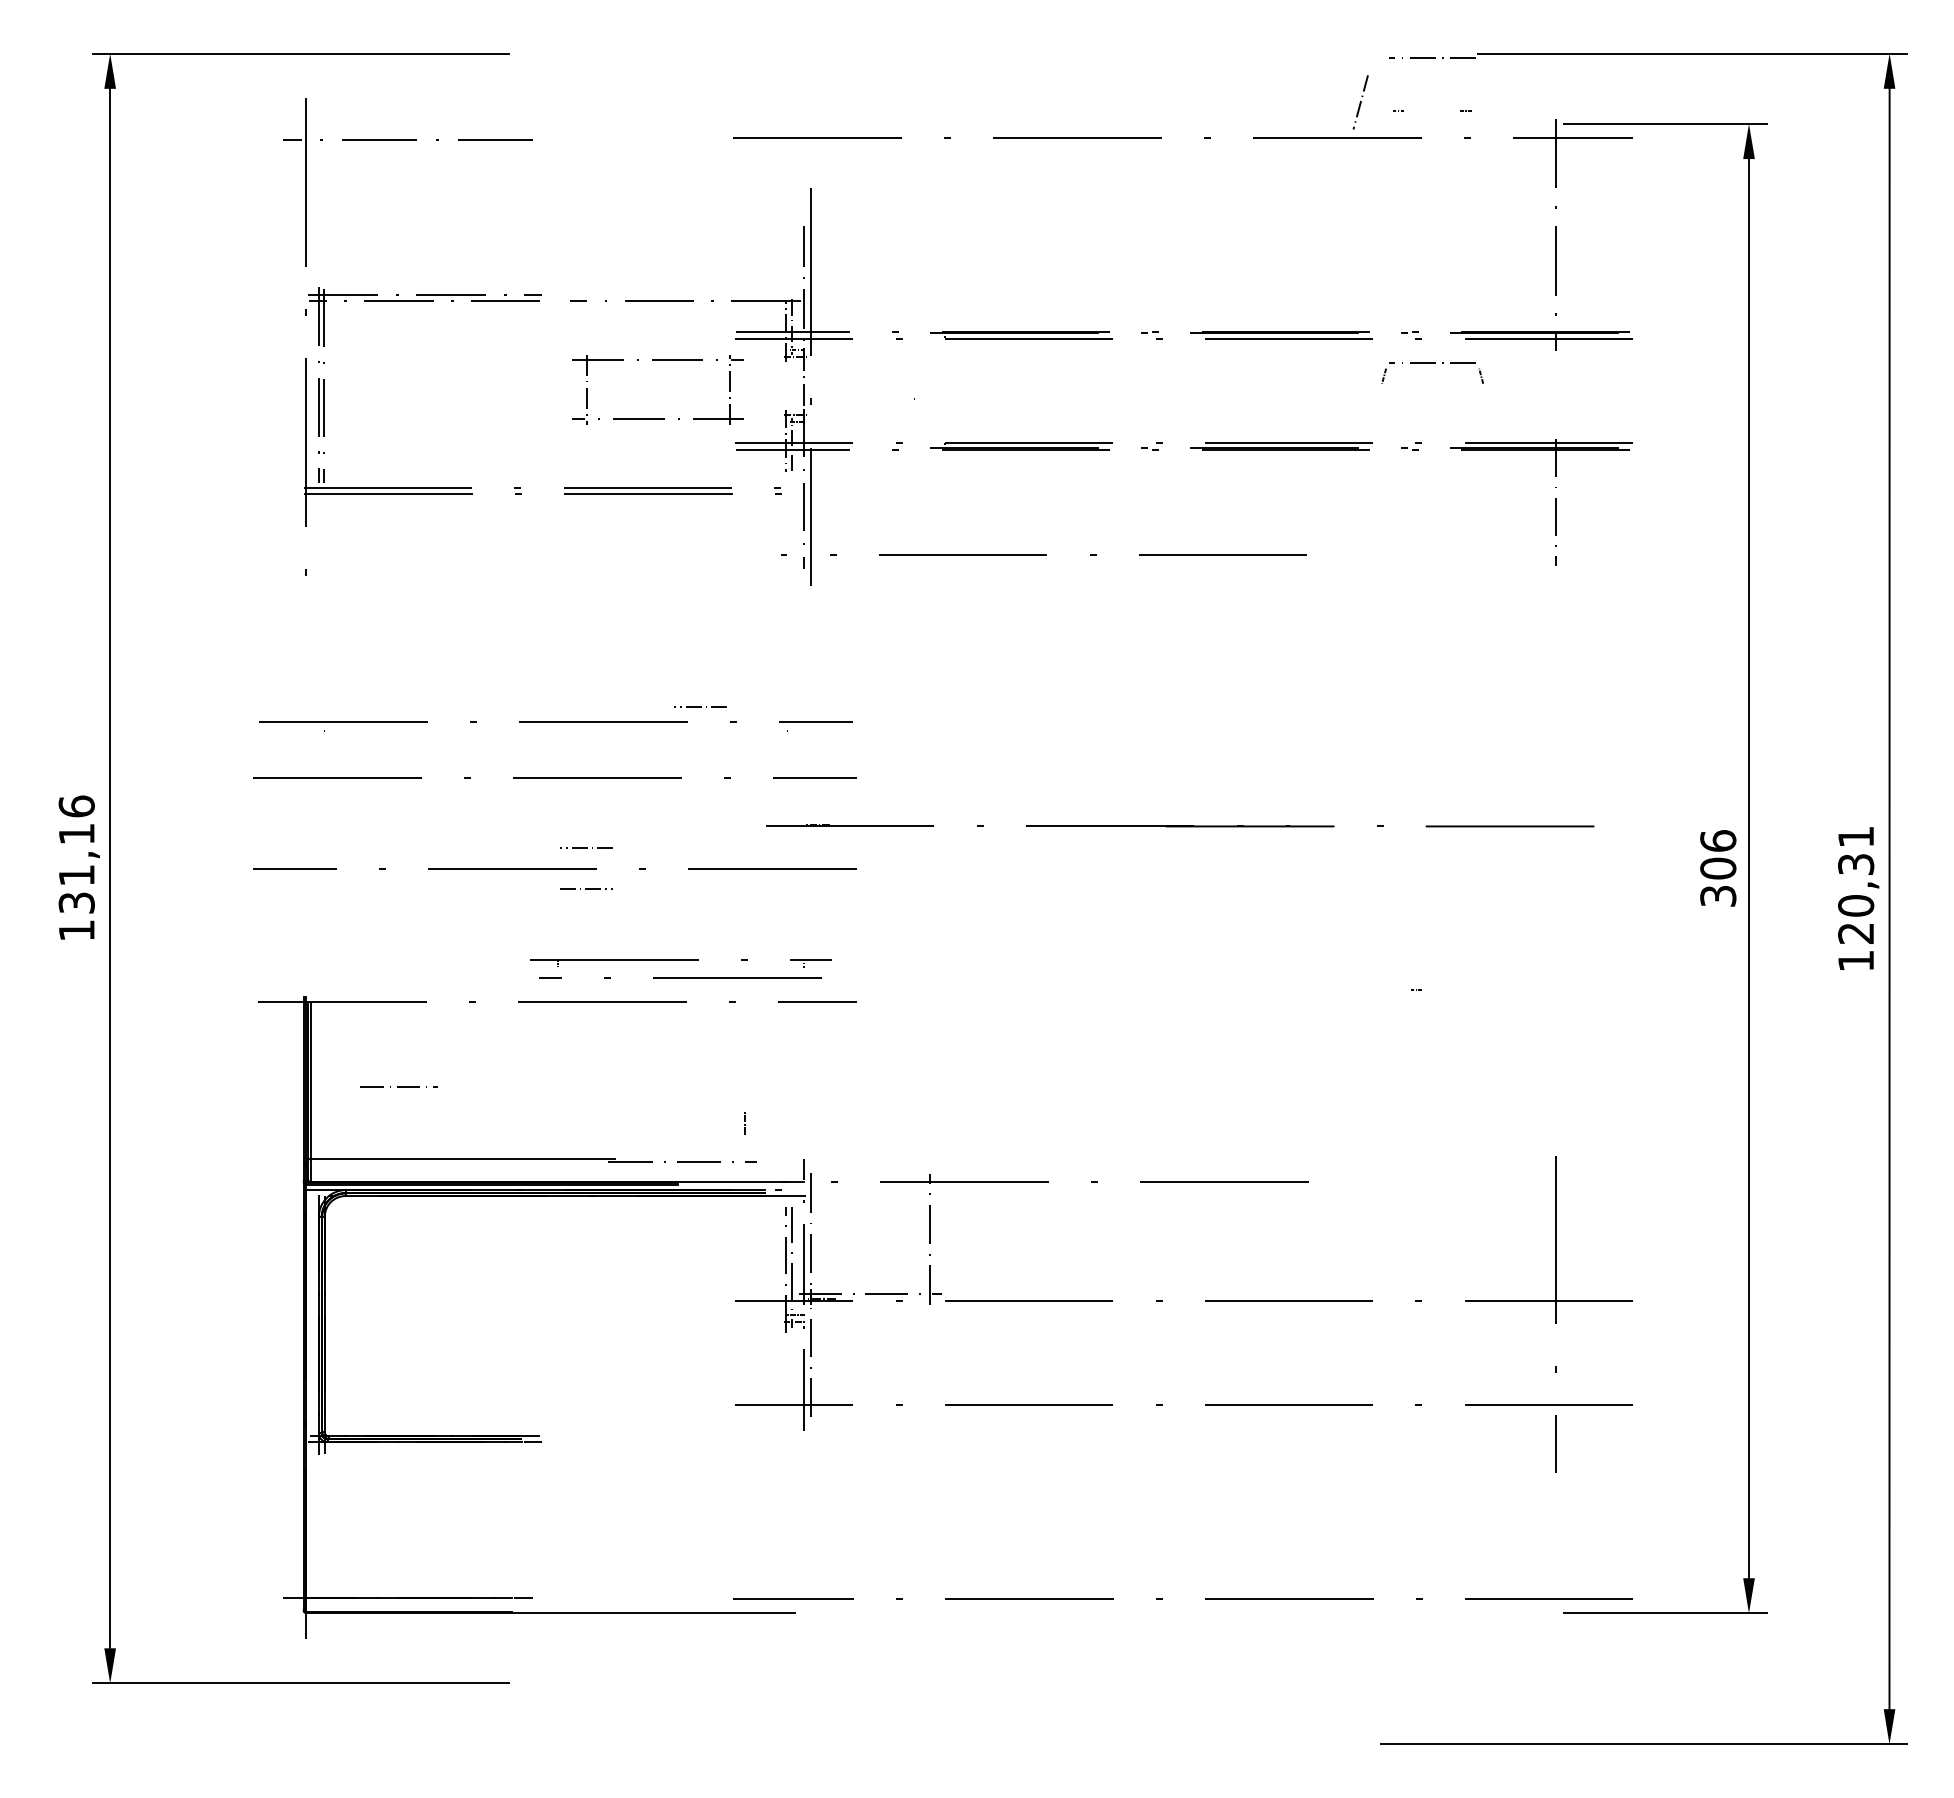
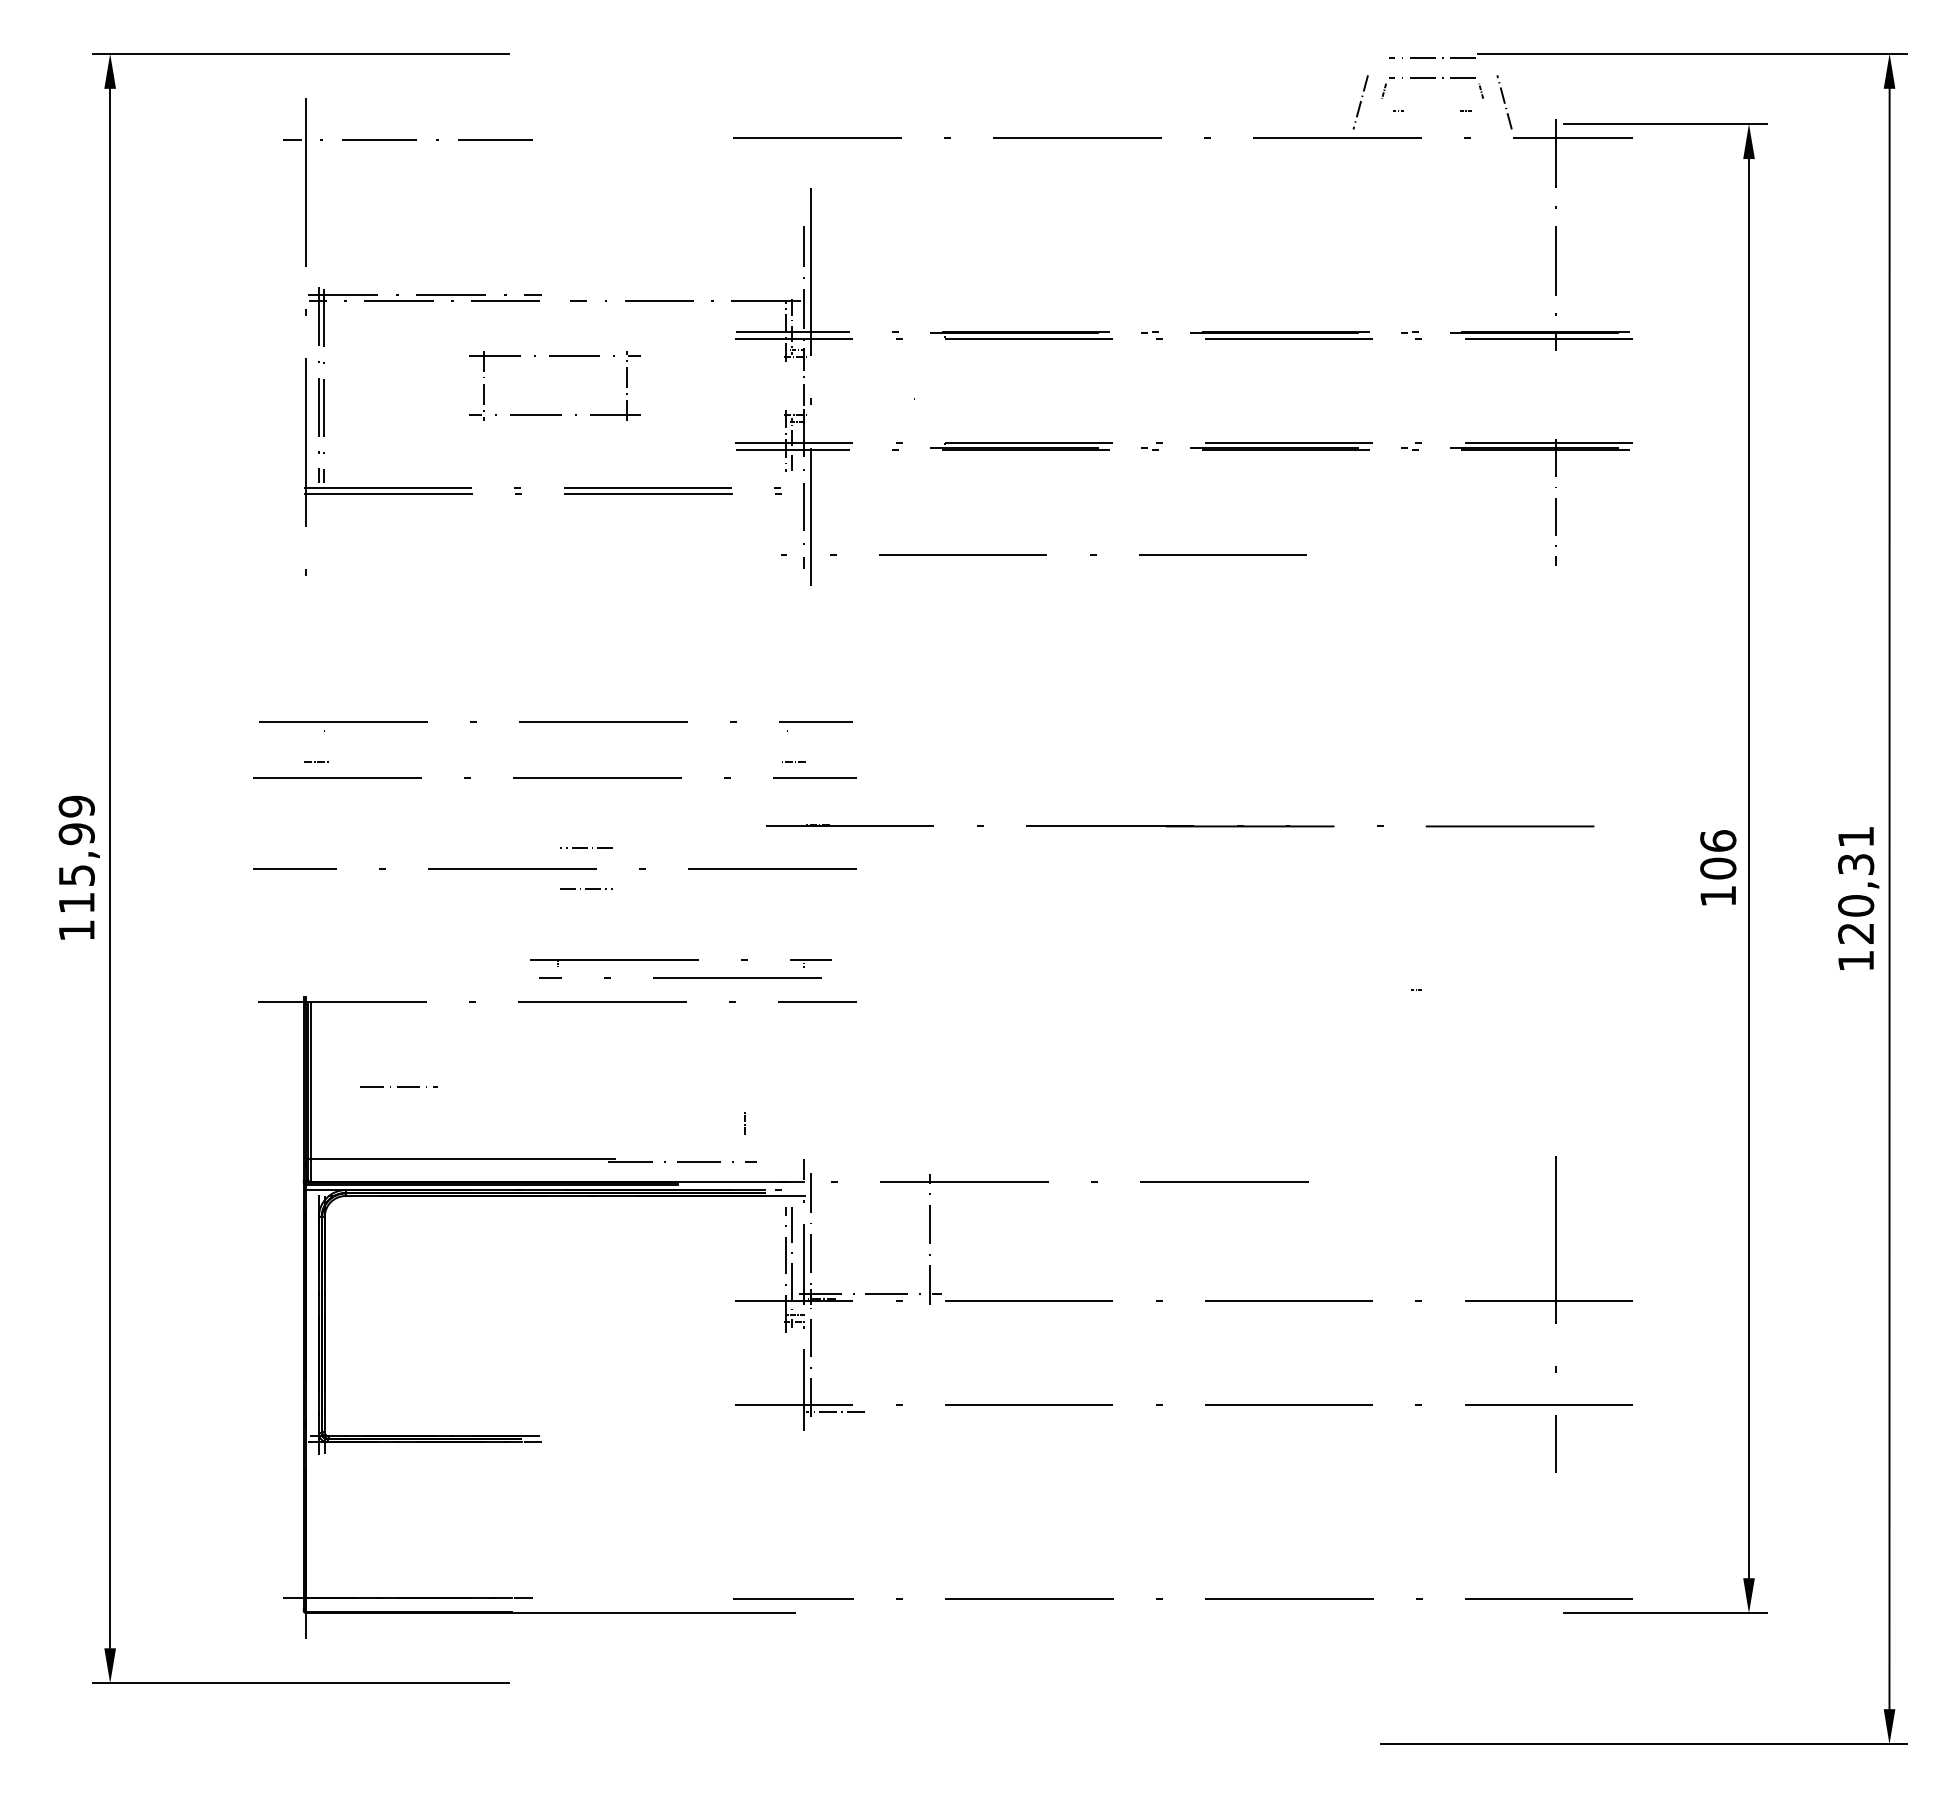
line: none -> present (1504, 102)
part position: (657, 360) -> (554, 356) (554, 356)
part position: (1432, 363) -> (1432, 78) (1432, 78)
line: present -> none (700, 706)
line: none -> present (317, 761)
line: none -> present (792, 761)
text: 131,16 -> 115,99 (76, 854)
text: 306 -> 106 (1718, 896)
line: none -> present (835, 1411)
